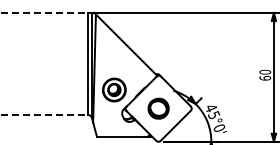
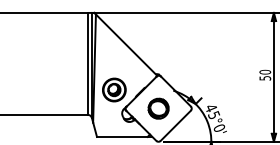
line: dashed -> solid (44, 12)
text: 60 -> 50 (265, 78)
line: dashed -> solid (44, 114)
